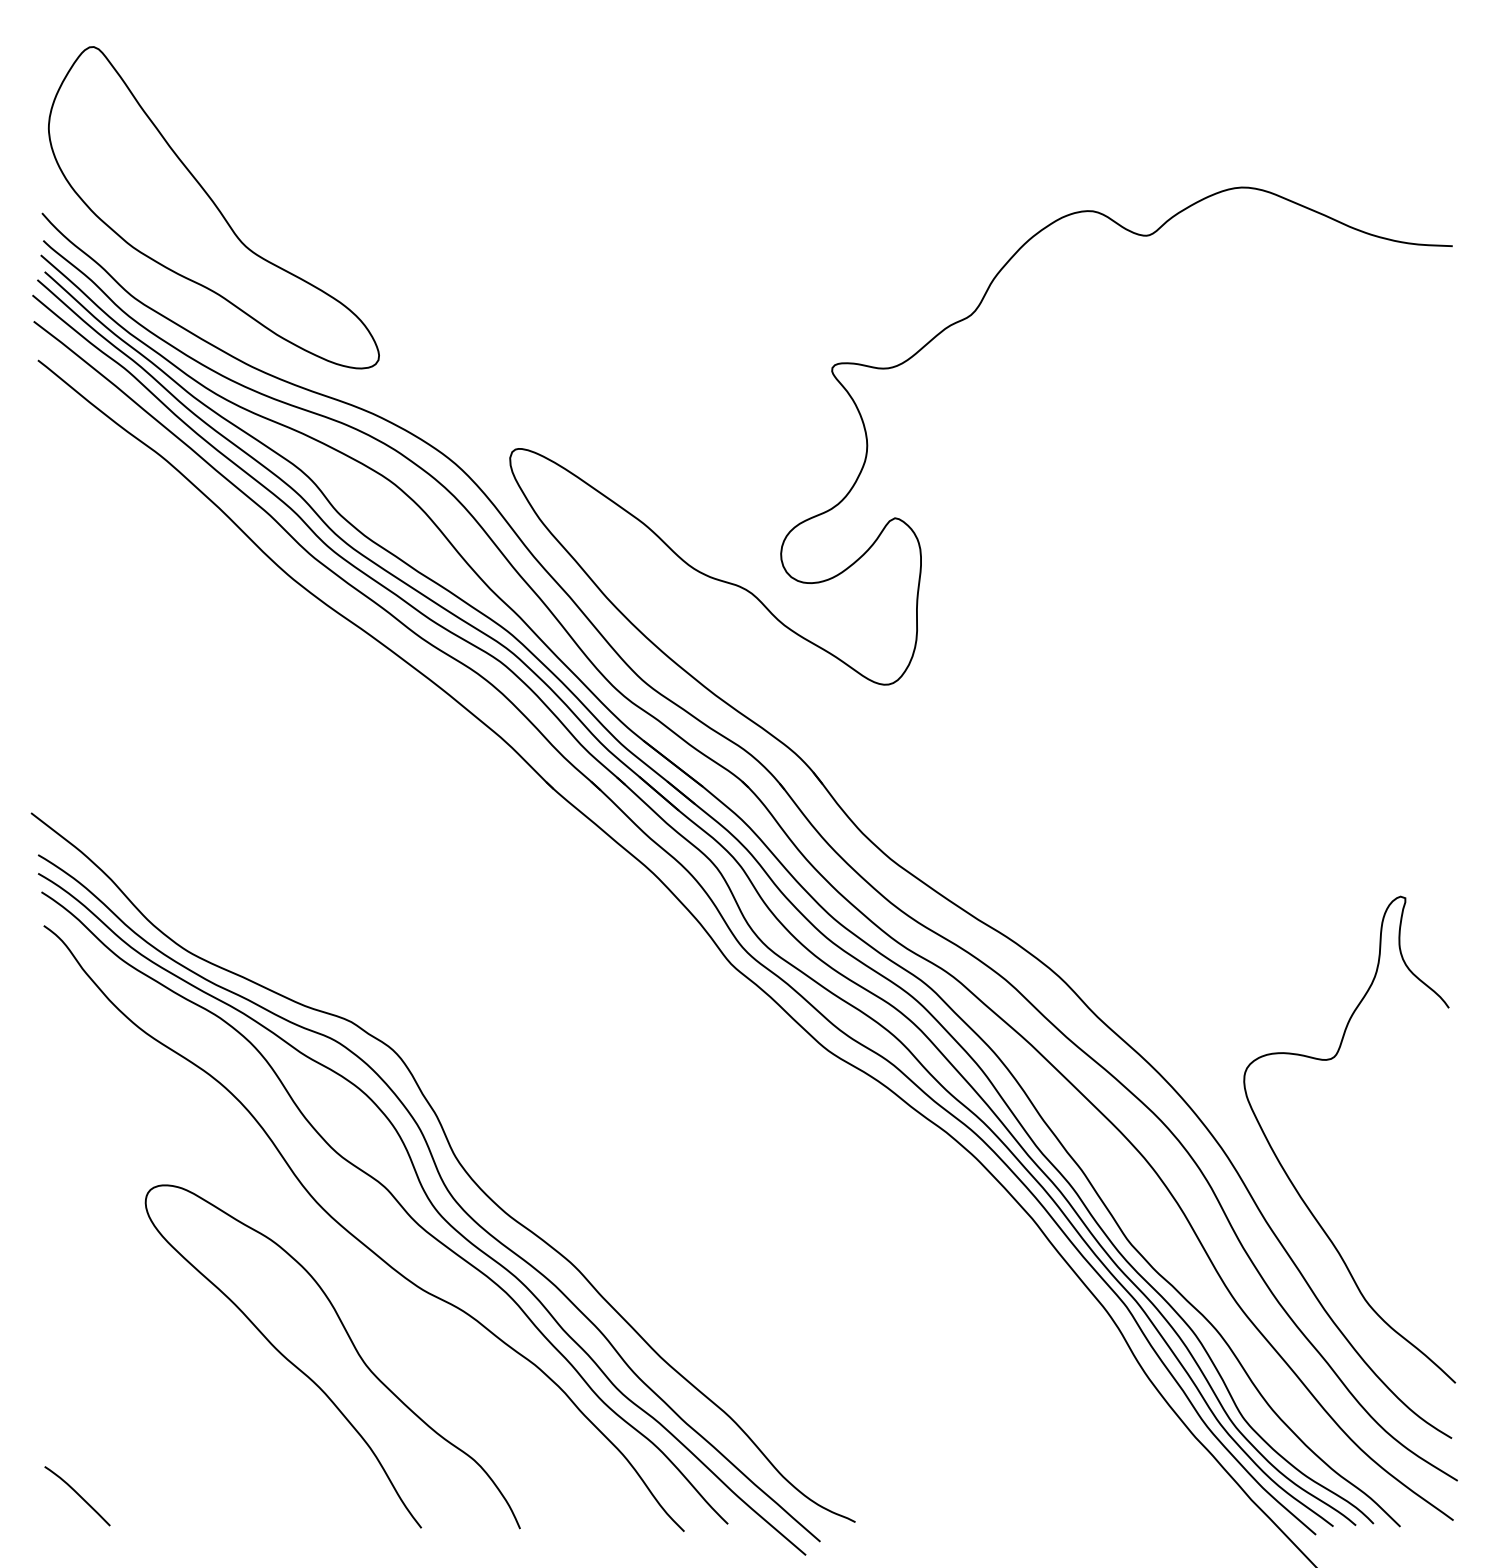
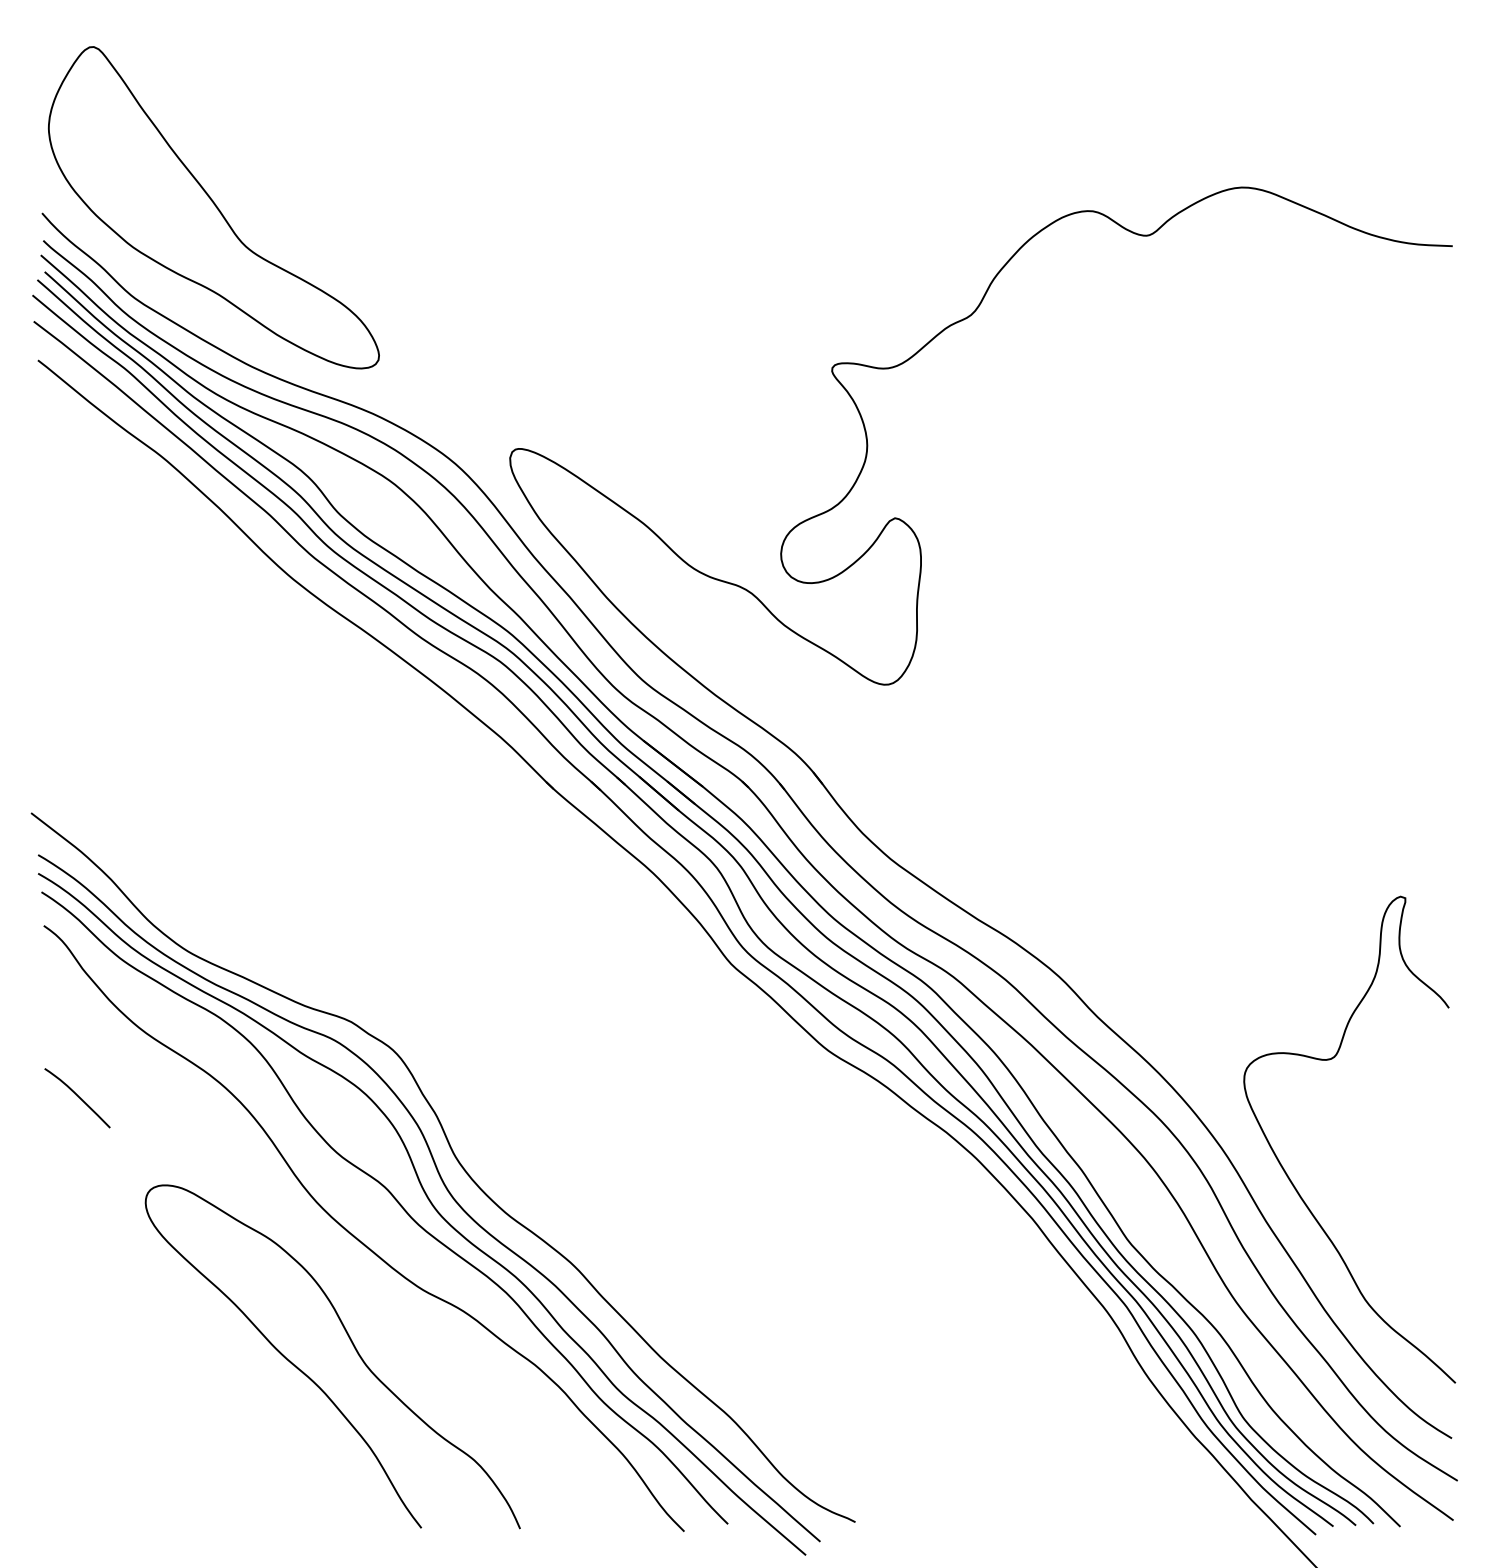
curve position: (78, 1495) -> (78, 1097) (78, 1097)
